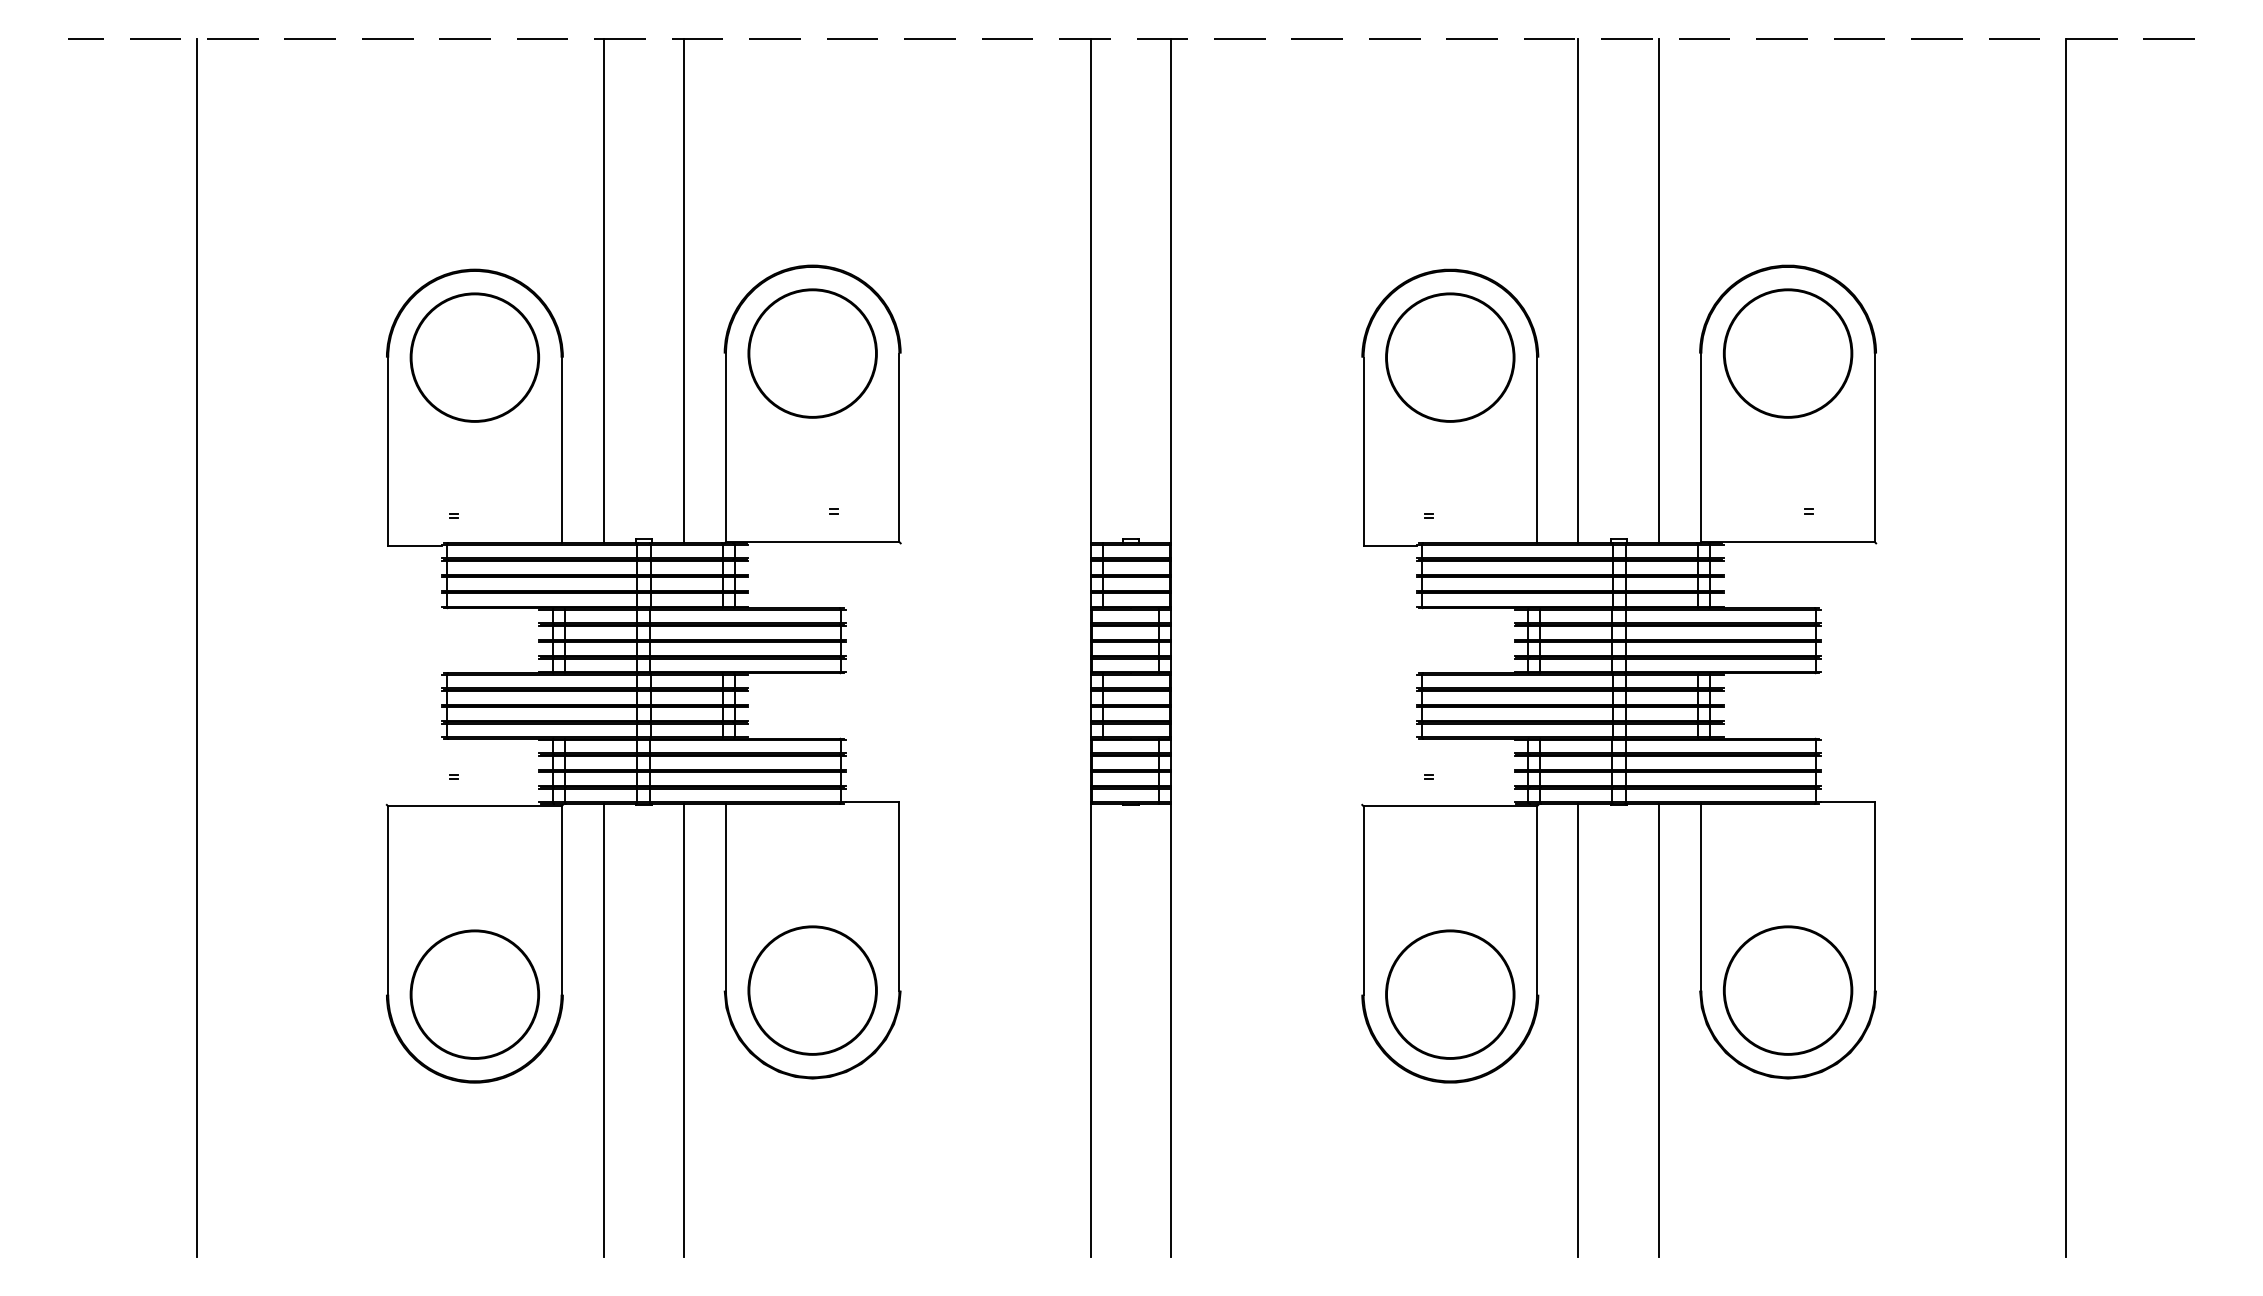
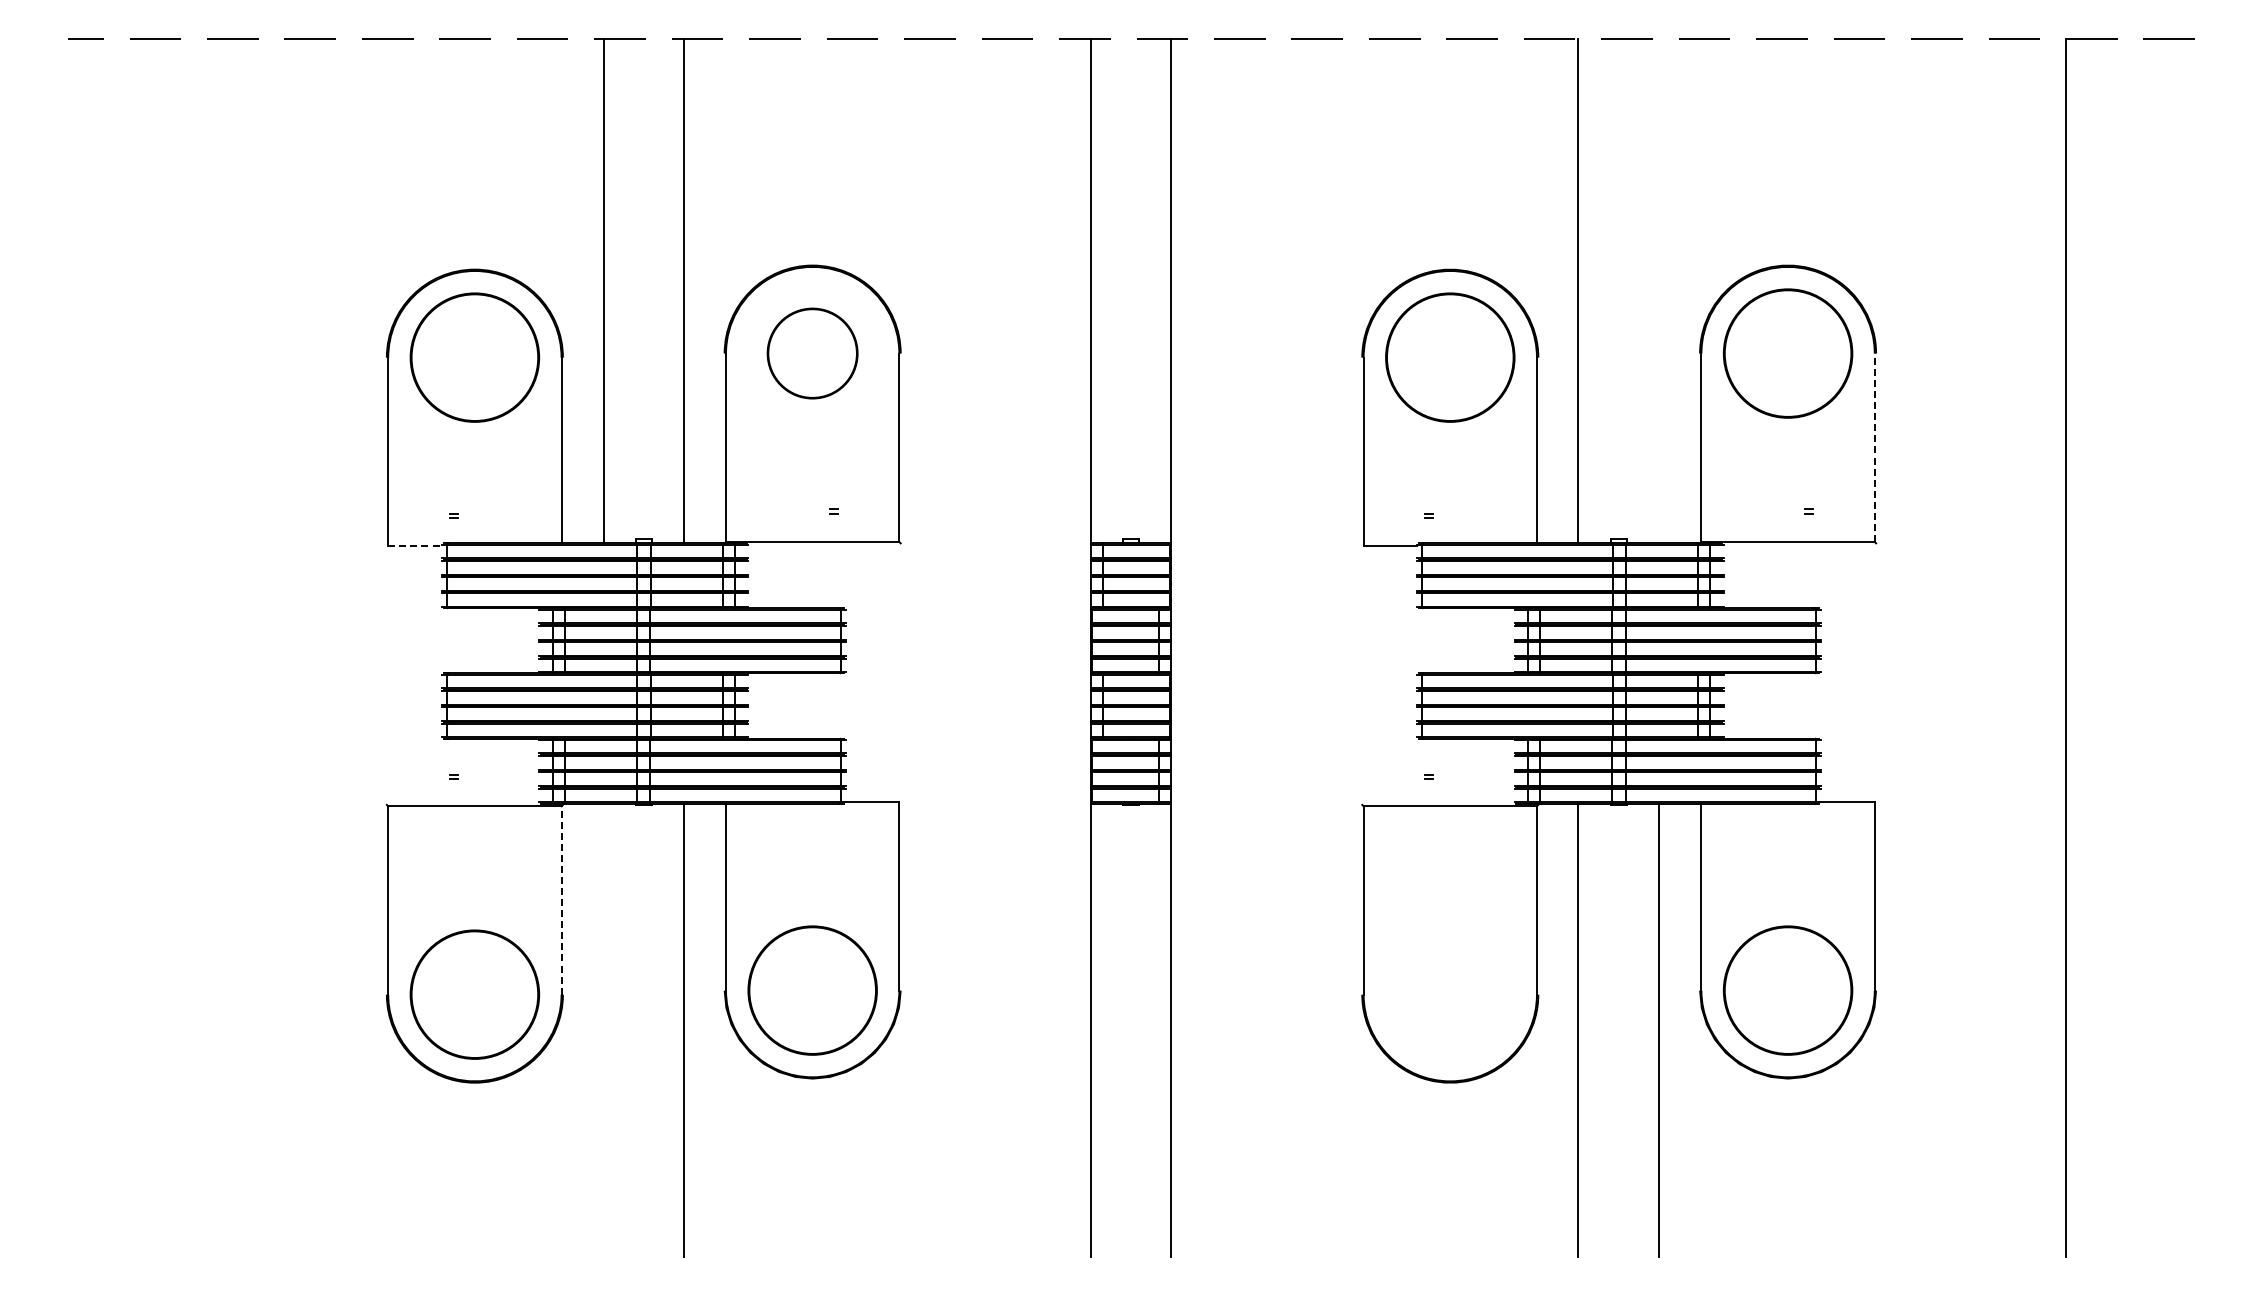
line: present -> none (1659, 291)
circle size: 131x131 px -> 93x93 px (812, 353)
line: solid -> dashed (1874, 447)
line: solid -> dashed (415, 546)
line: present -> none (196, 647)
line: solid -> dashed (561, 899)
circle: present -> none (1450, 994)
line: present -> none (603, 1029)
